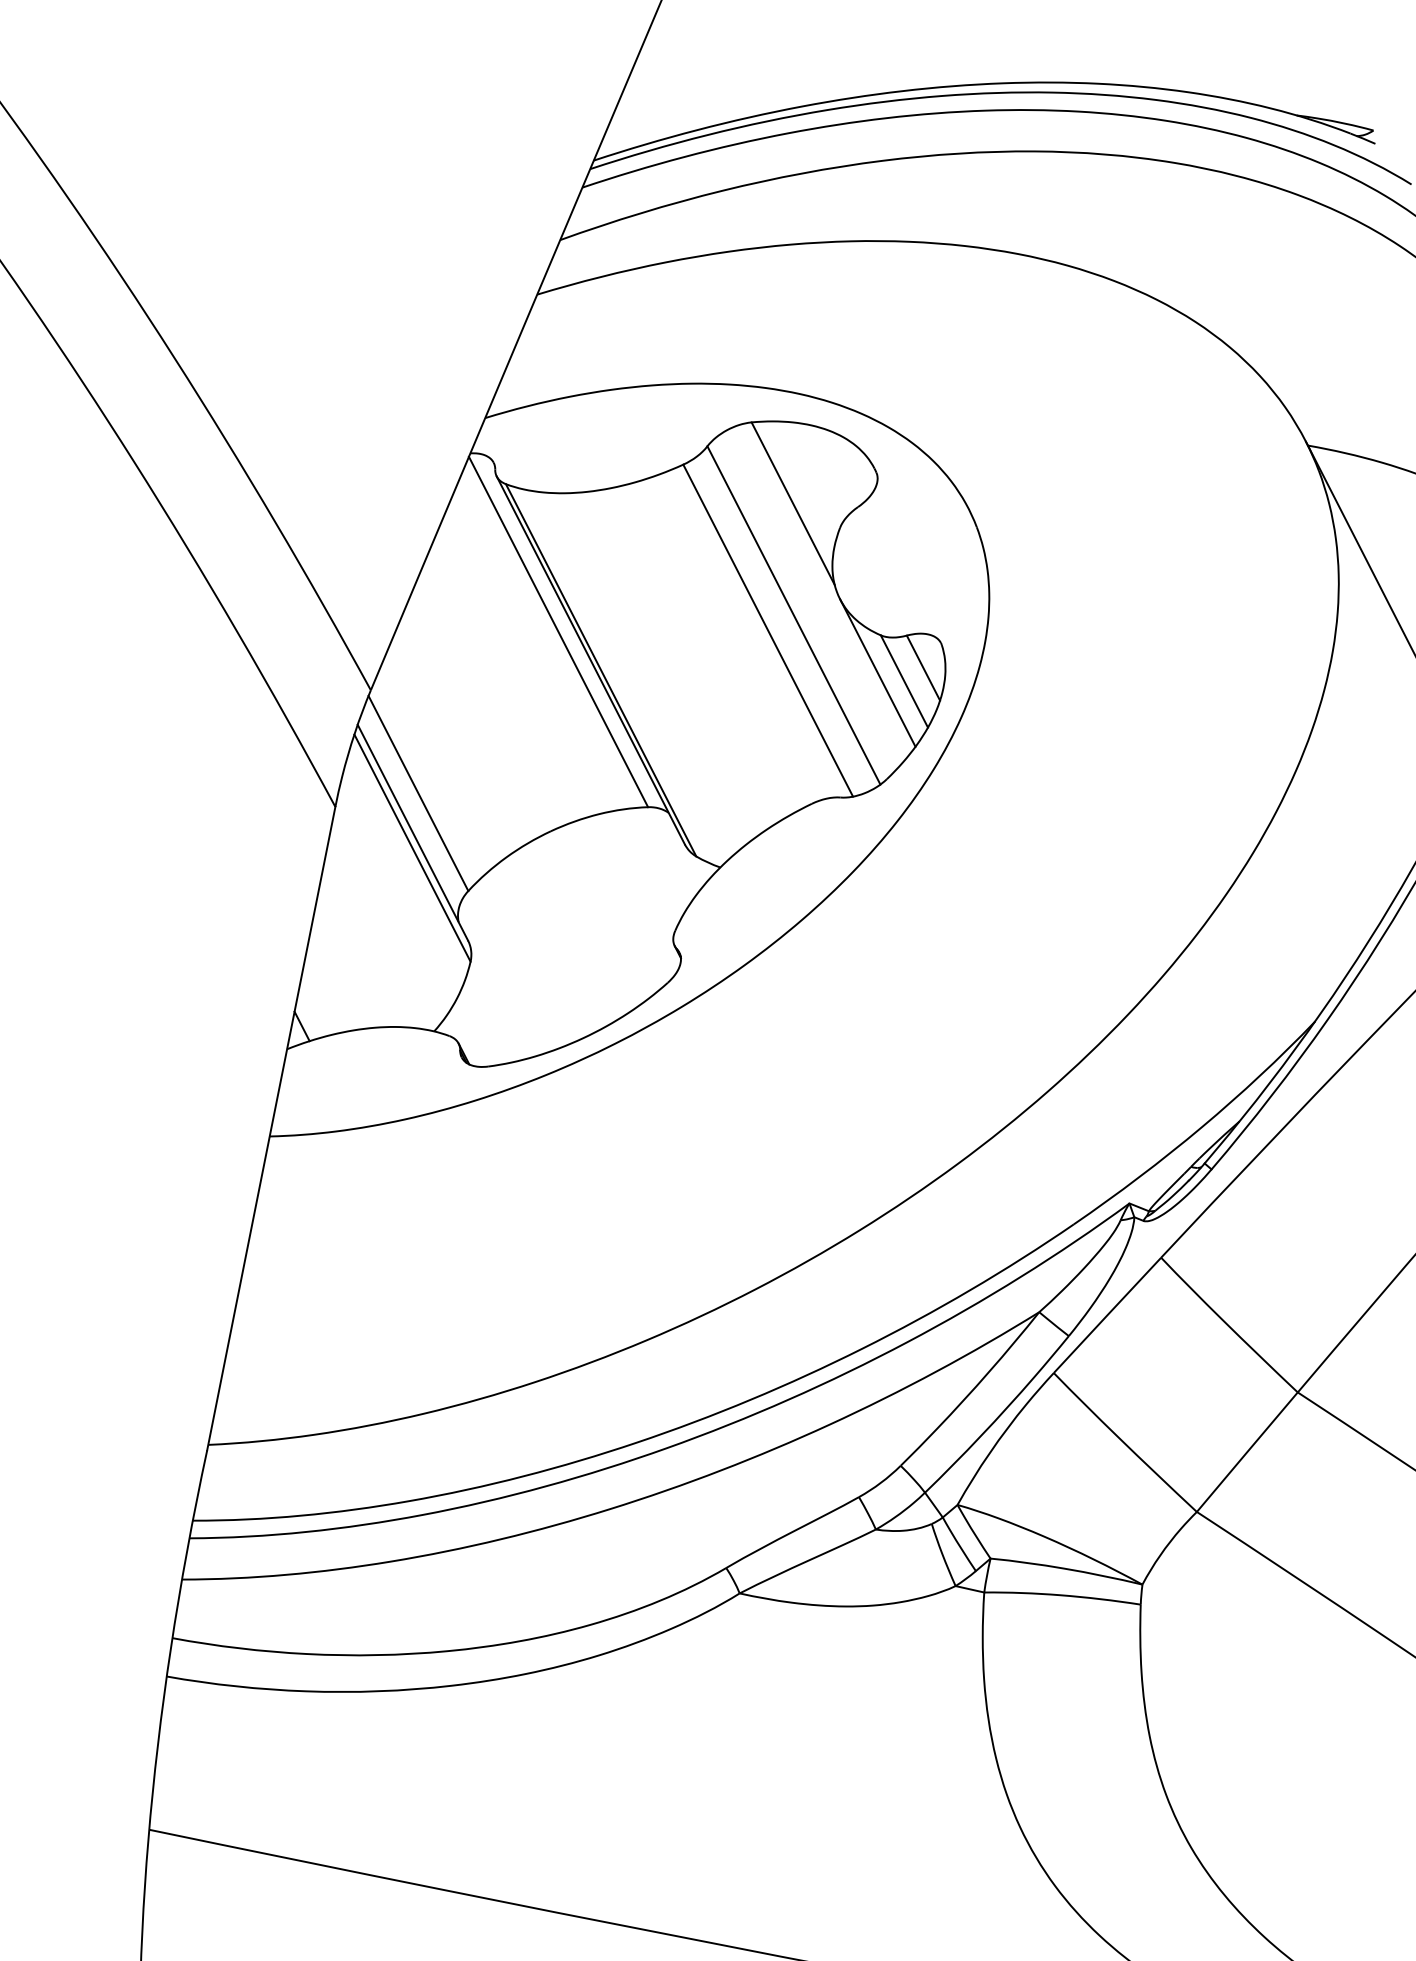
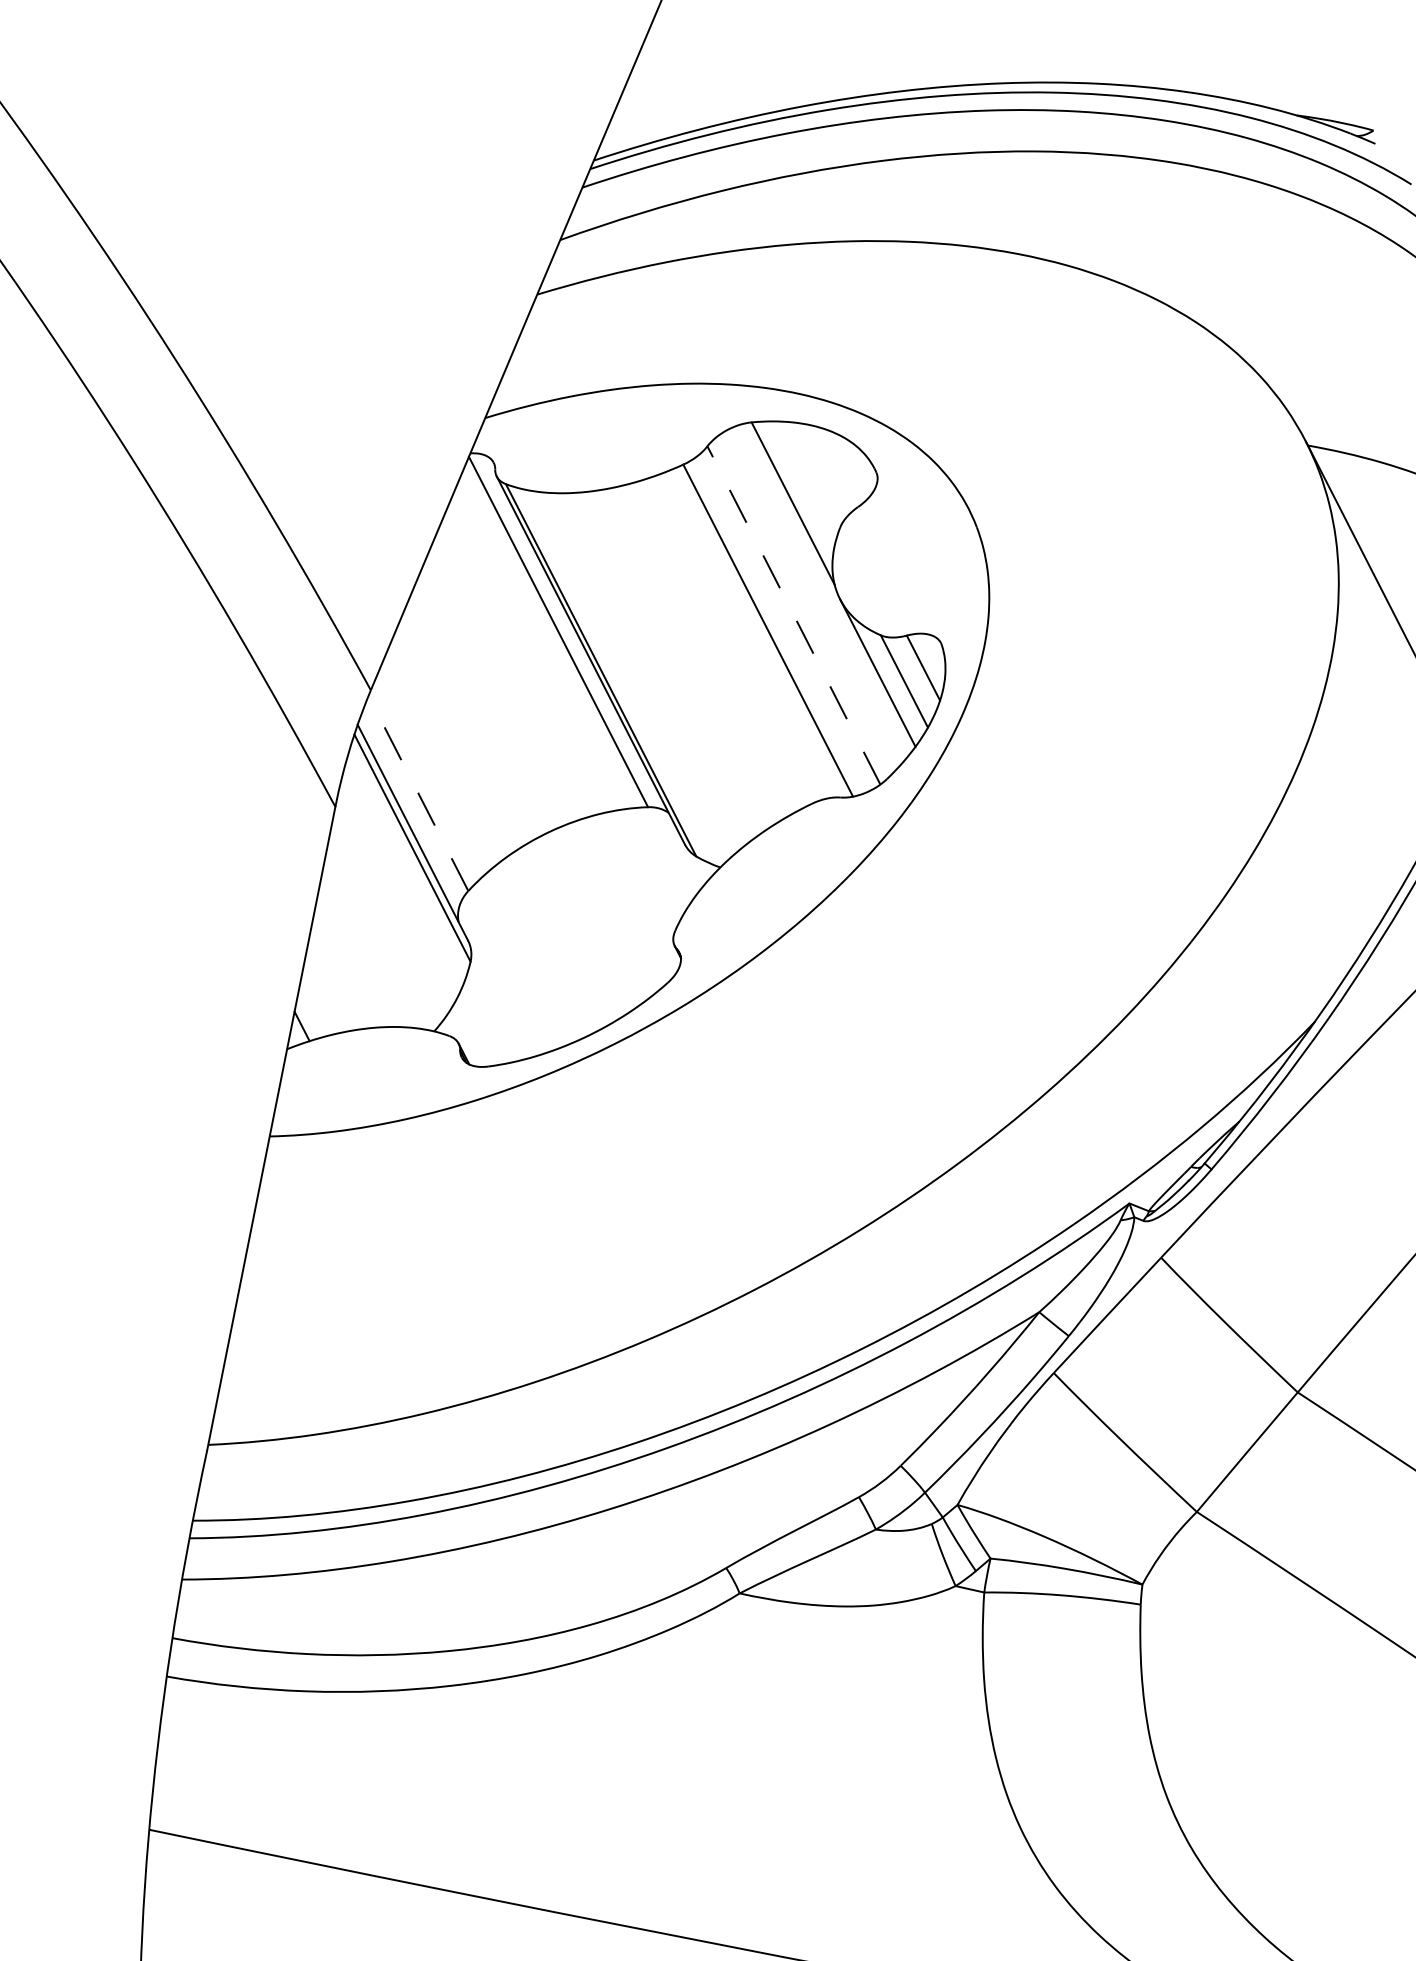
line: solid -> dashed (793, 615)
line: solid -> dashed (418, 793)
